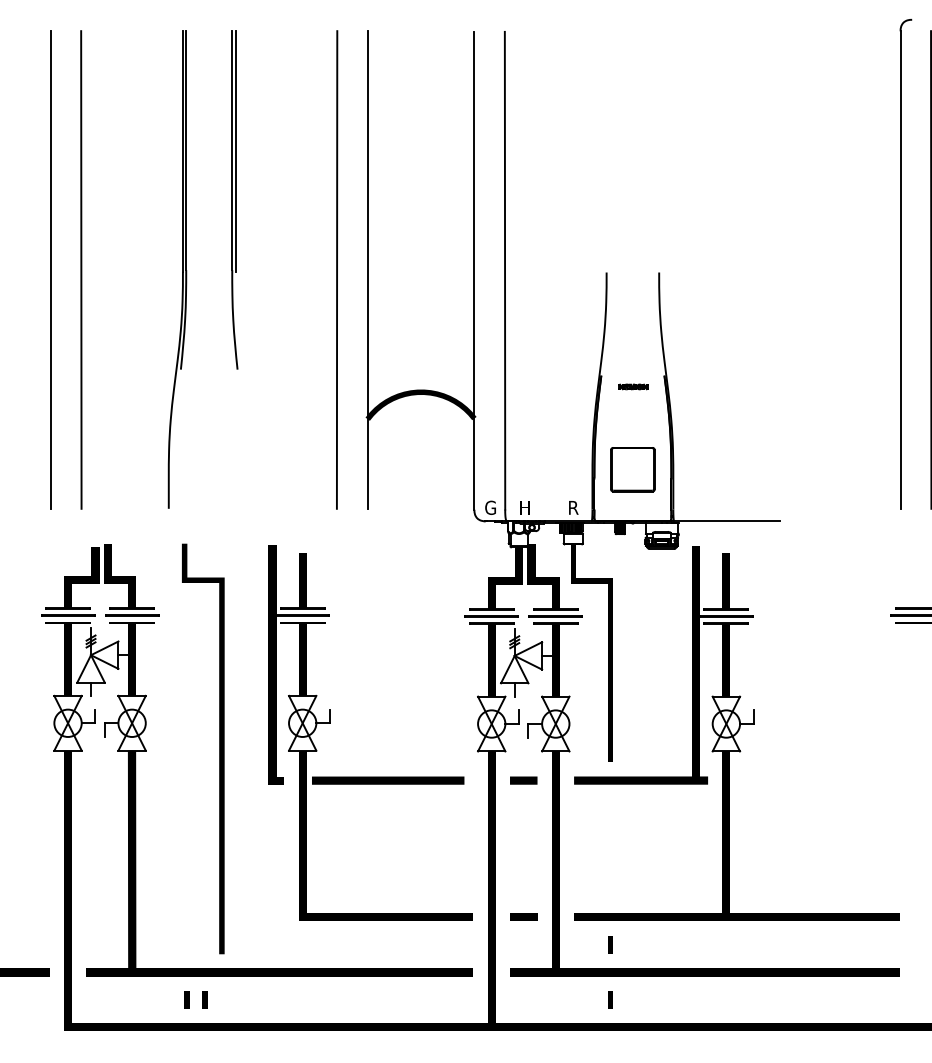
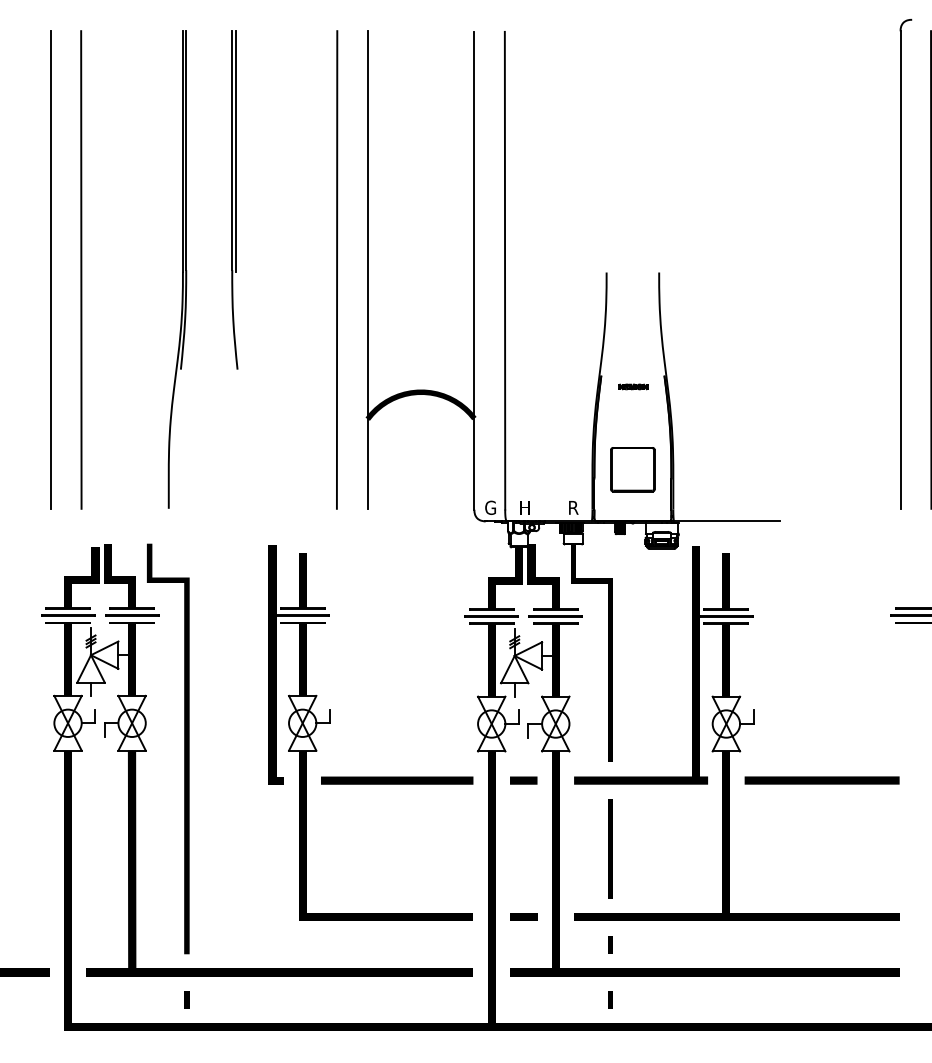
line position: (219, 748) -> (184, 748) (184, 748)
line position: (388, 780) -> (397, 780) (397, 780)
line: none -> present (821, 780)
line: none -> present (610, 848)
line: present -> none (204, 999)
